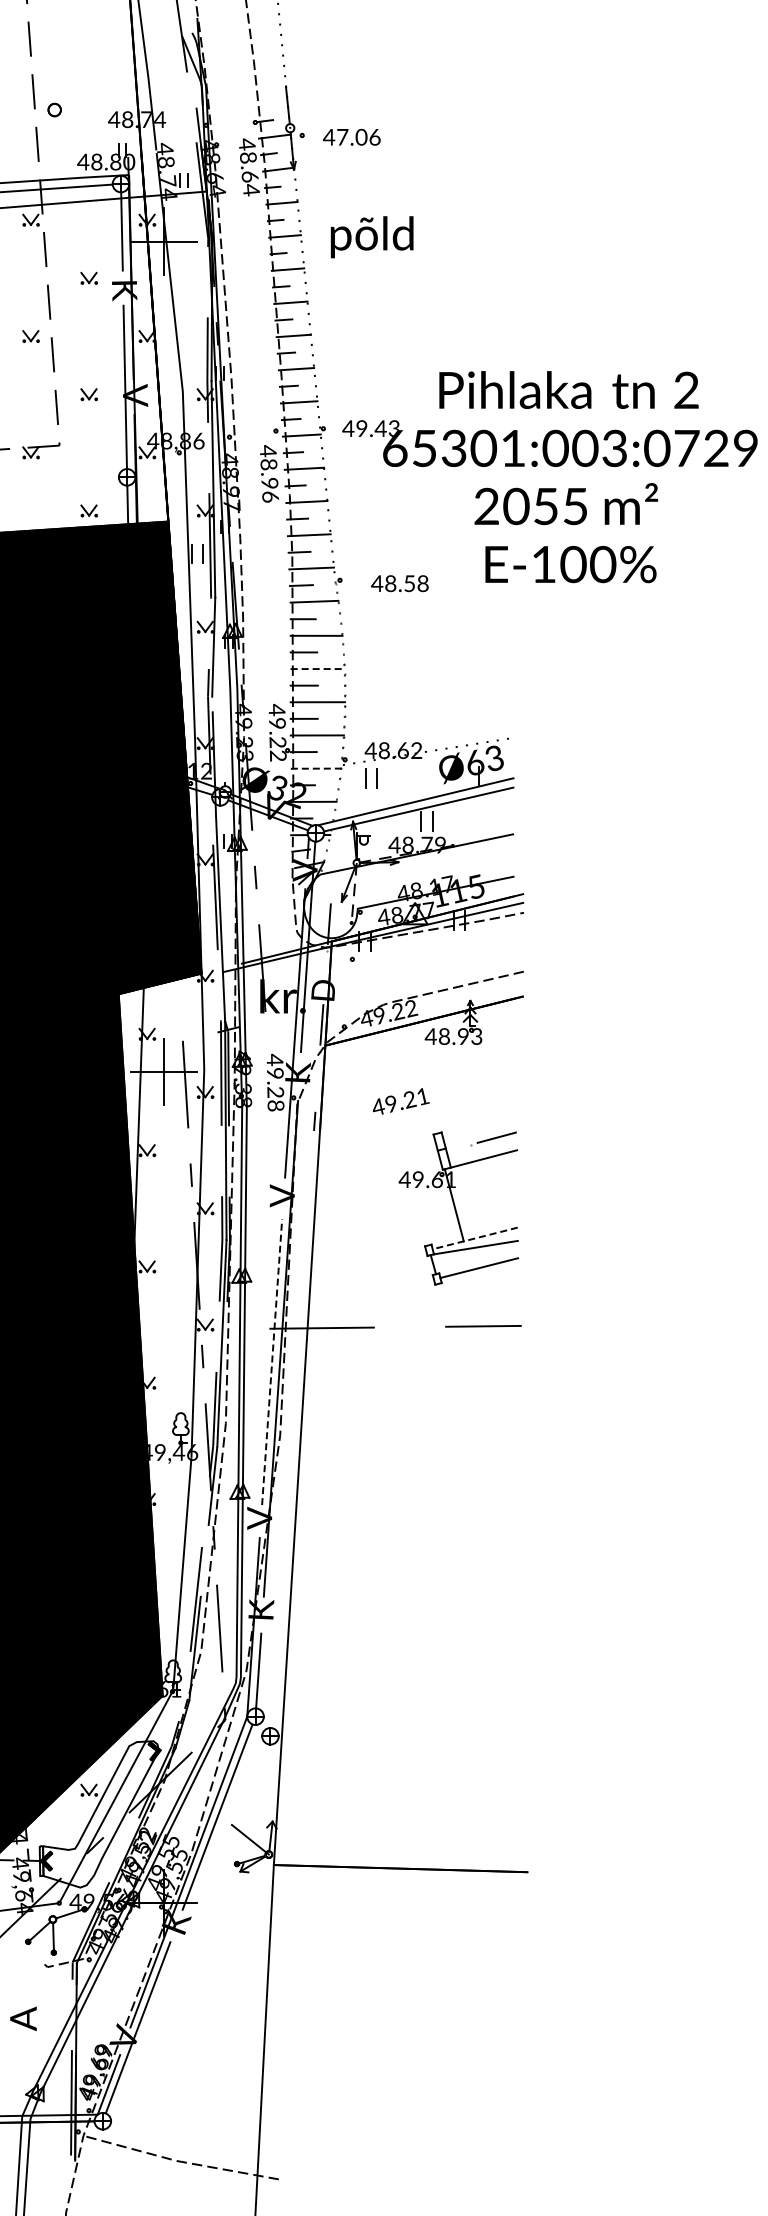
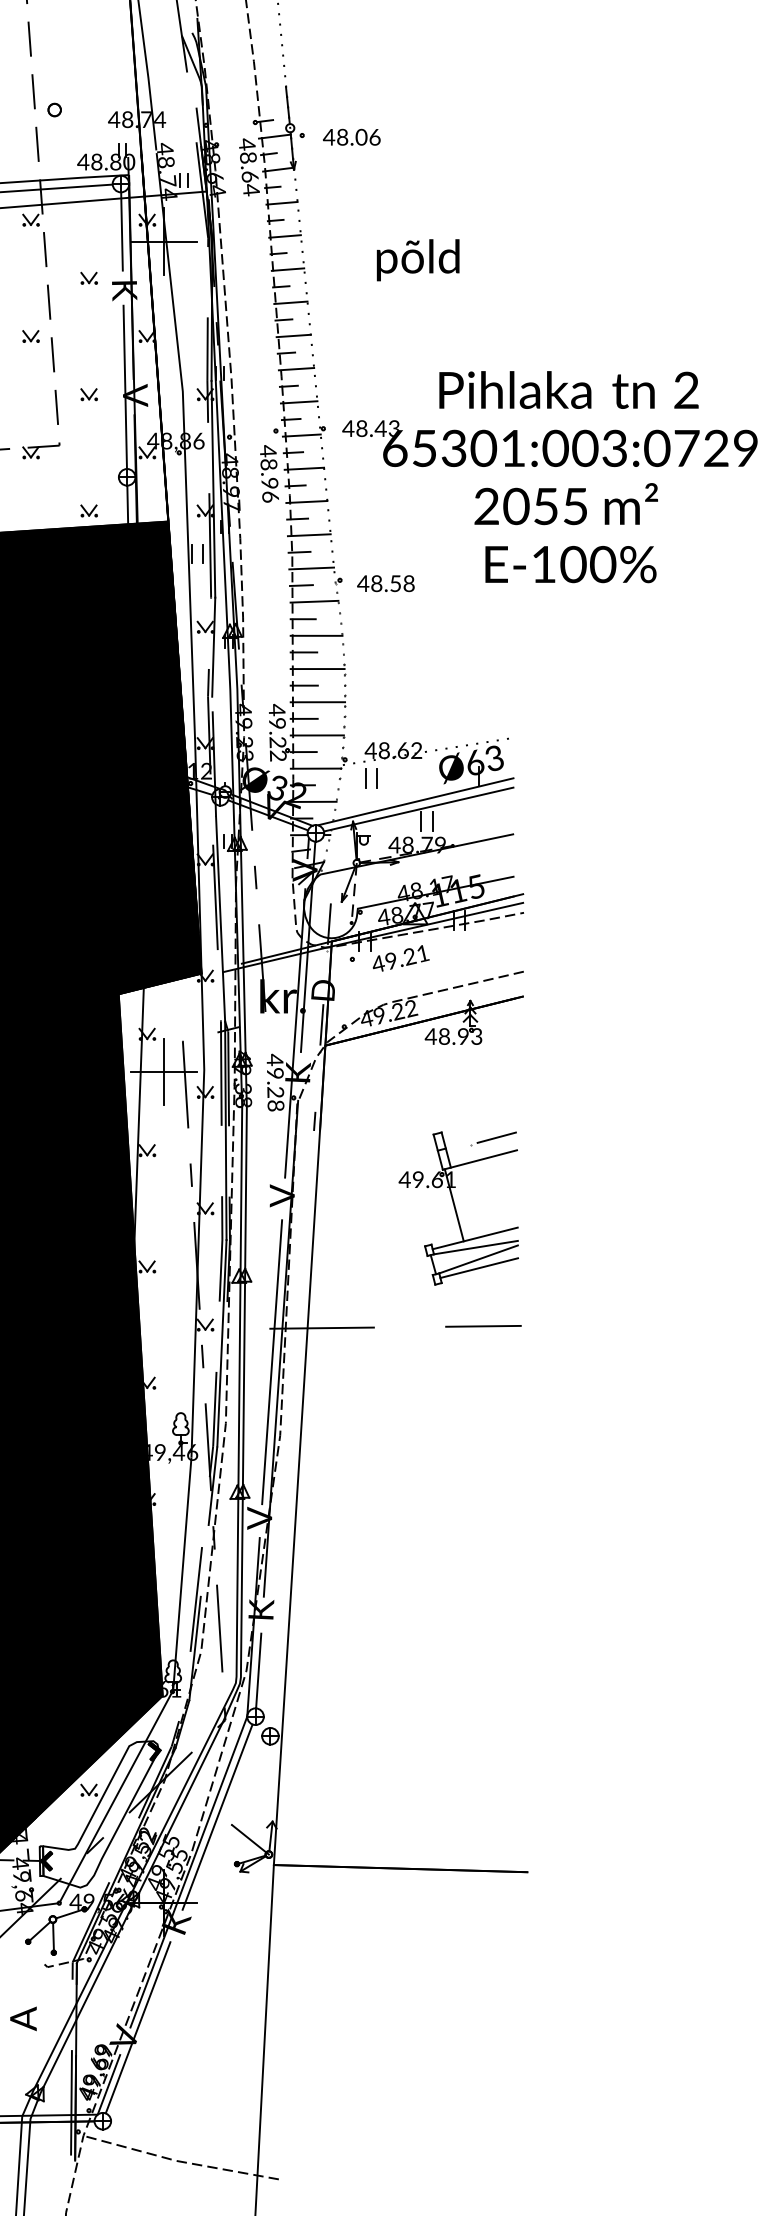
text: 47.06 -> 48.06 (342, 136)
text position: (371, 237) -> (417, 260) (417, 260)
text: 49.43 -> 48.43 (361, 429)
text position: (399, 583) -> (385, 583) (385, 583)
line: dashed -> solid (317, 669)
line: dashed -> solid (316, 768)
text position: (400, 1101) -> (400, 958) (400, 958)
line: dashed -> solid (475, 1238)
line: none -> present (478, 1259)
line: dashed -> solid (272, 1361)
